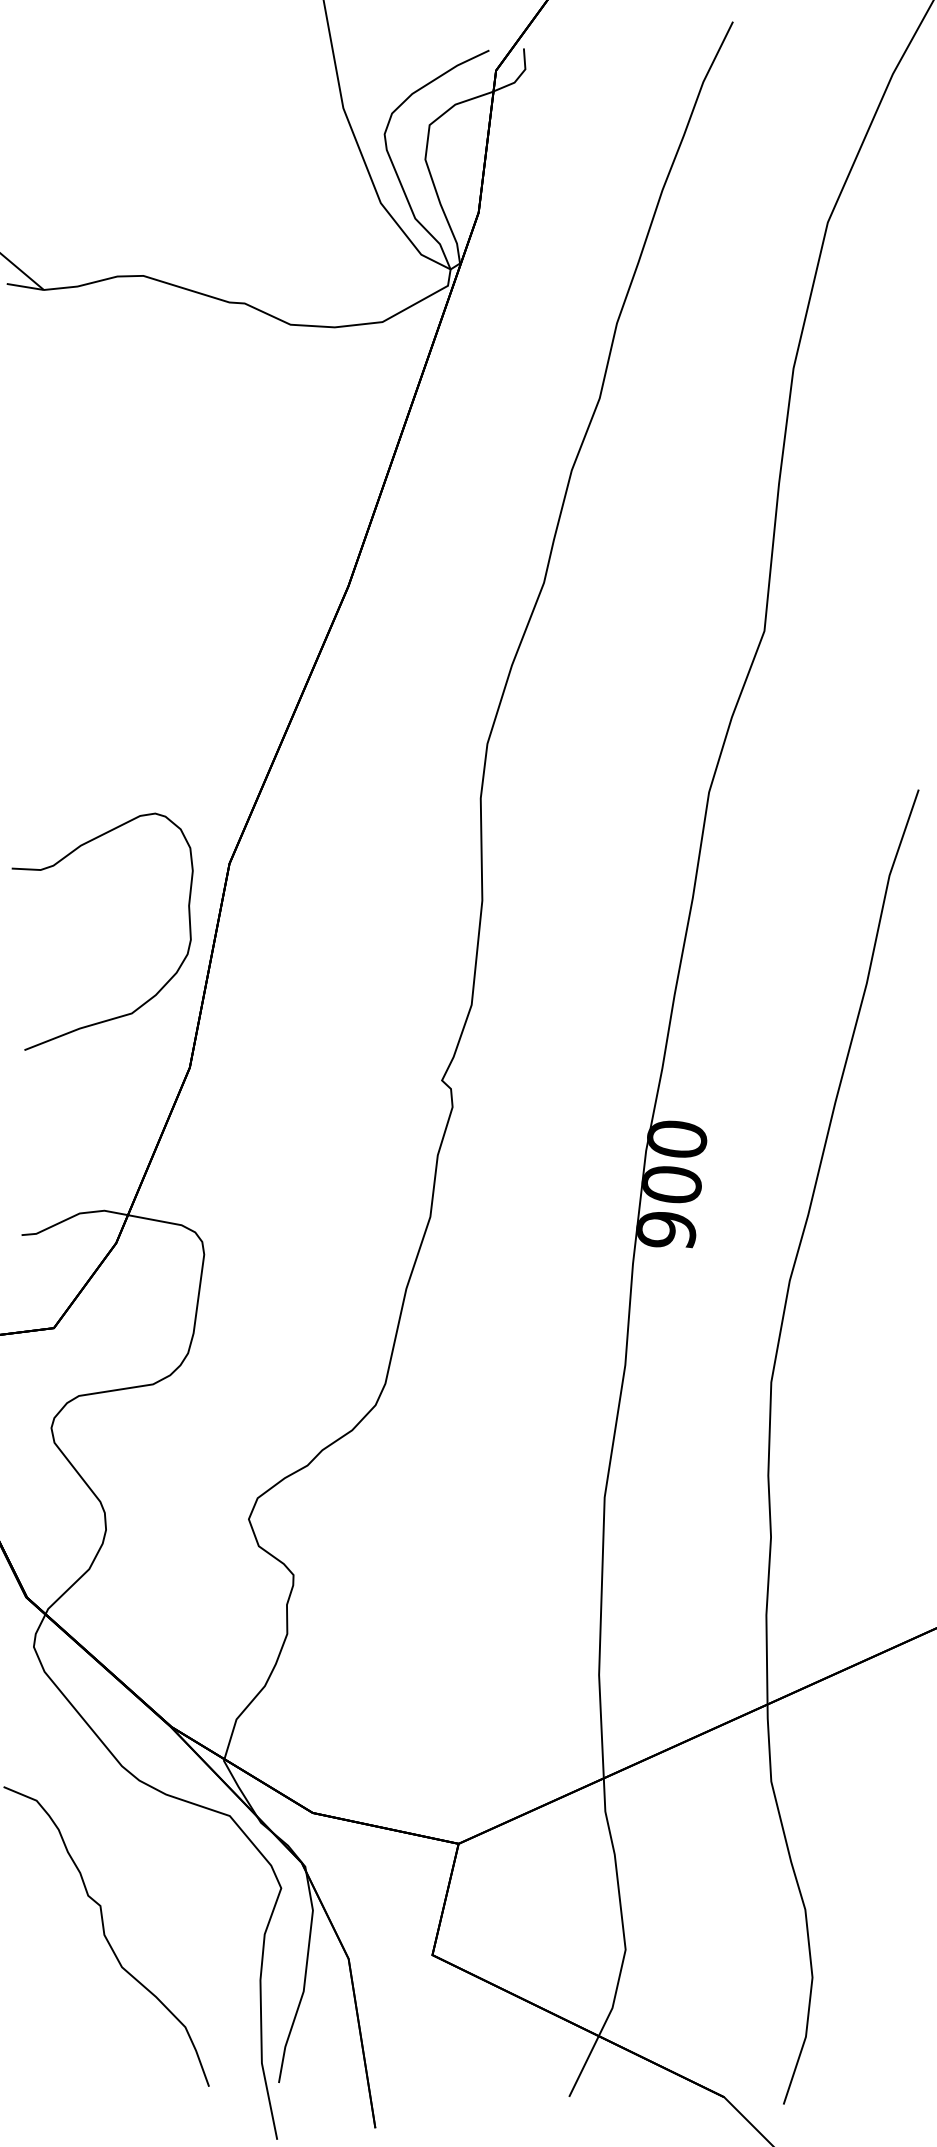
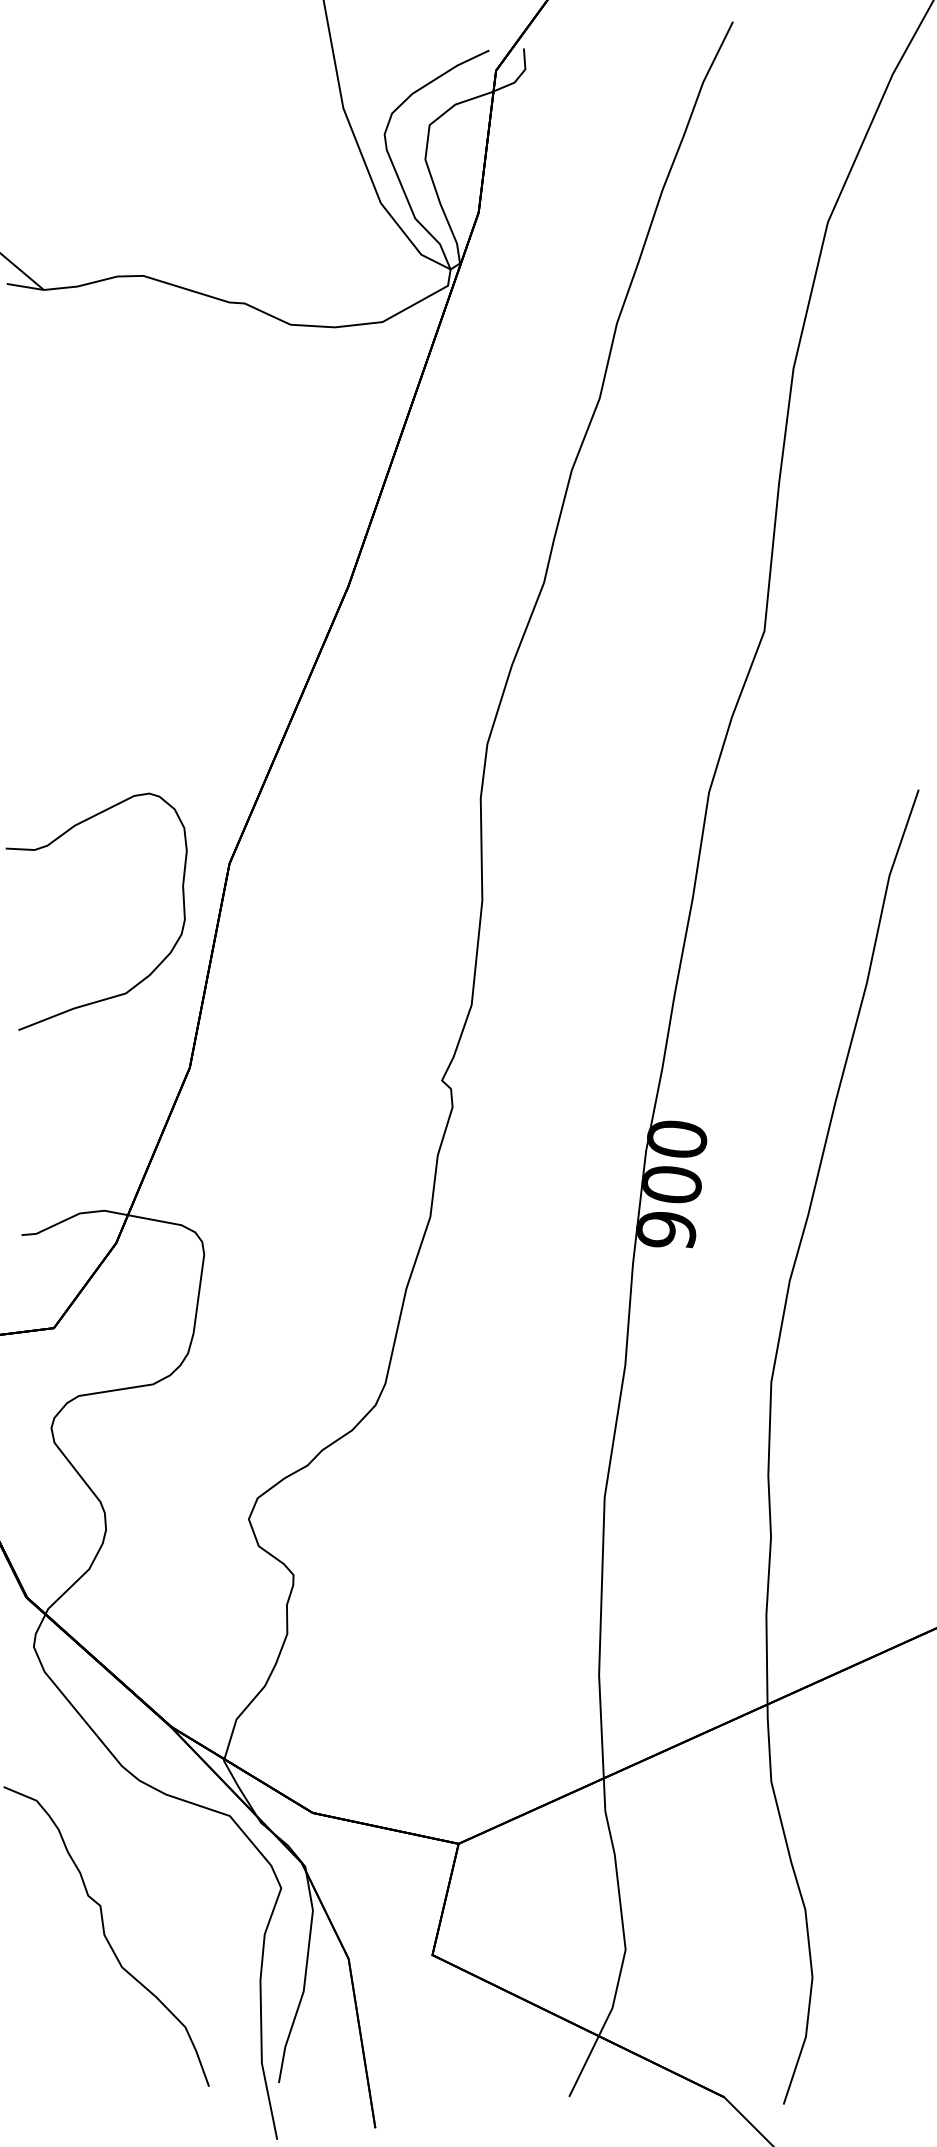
curve position: (54, 866) -> (48, 846) (48, 846)
